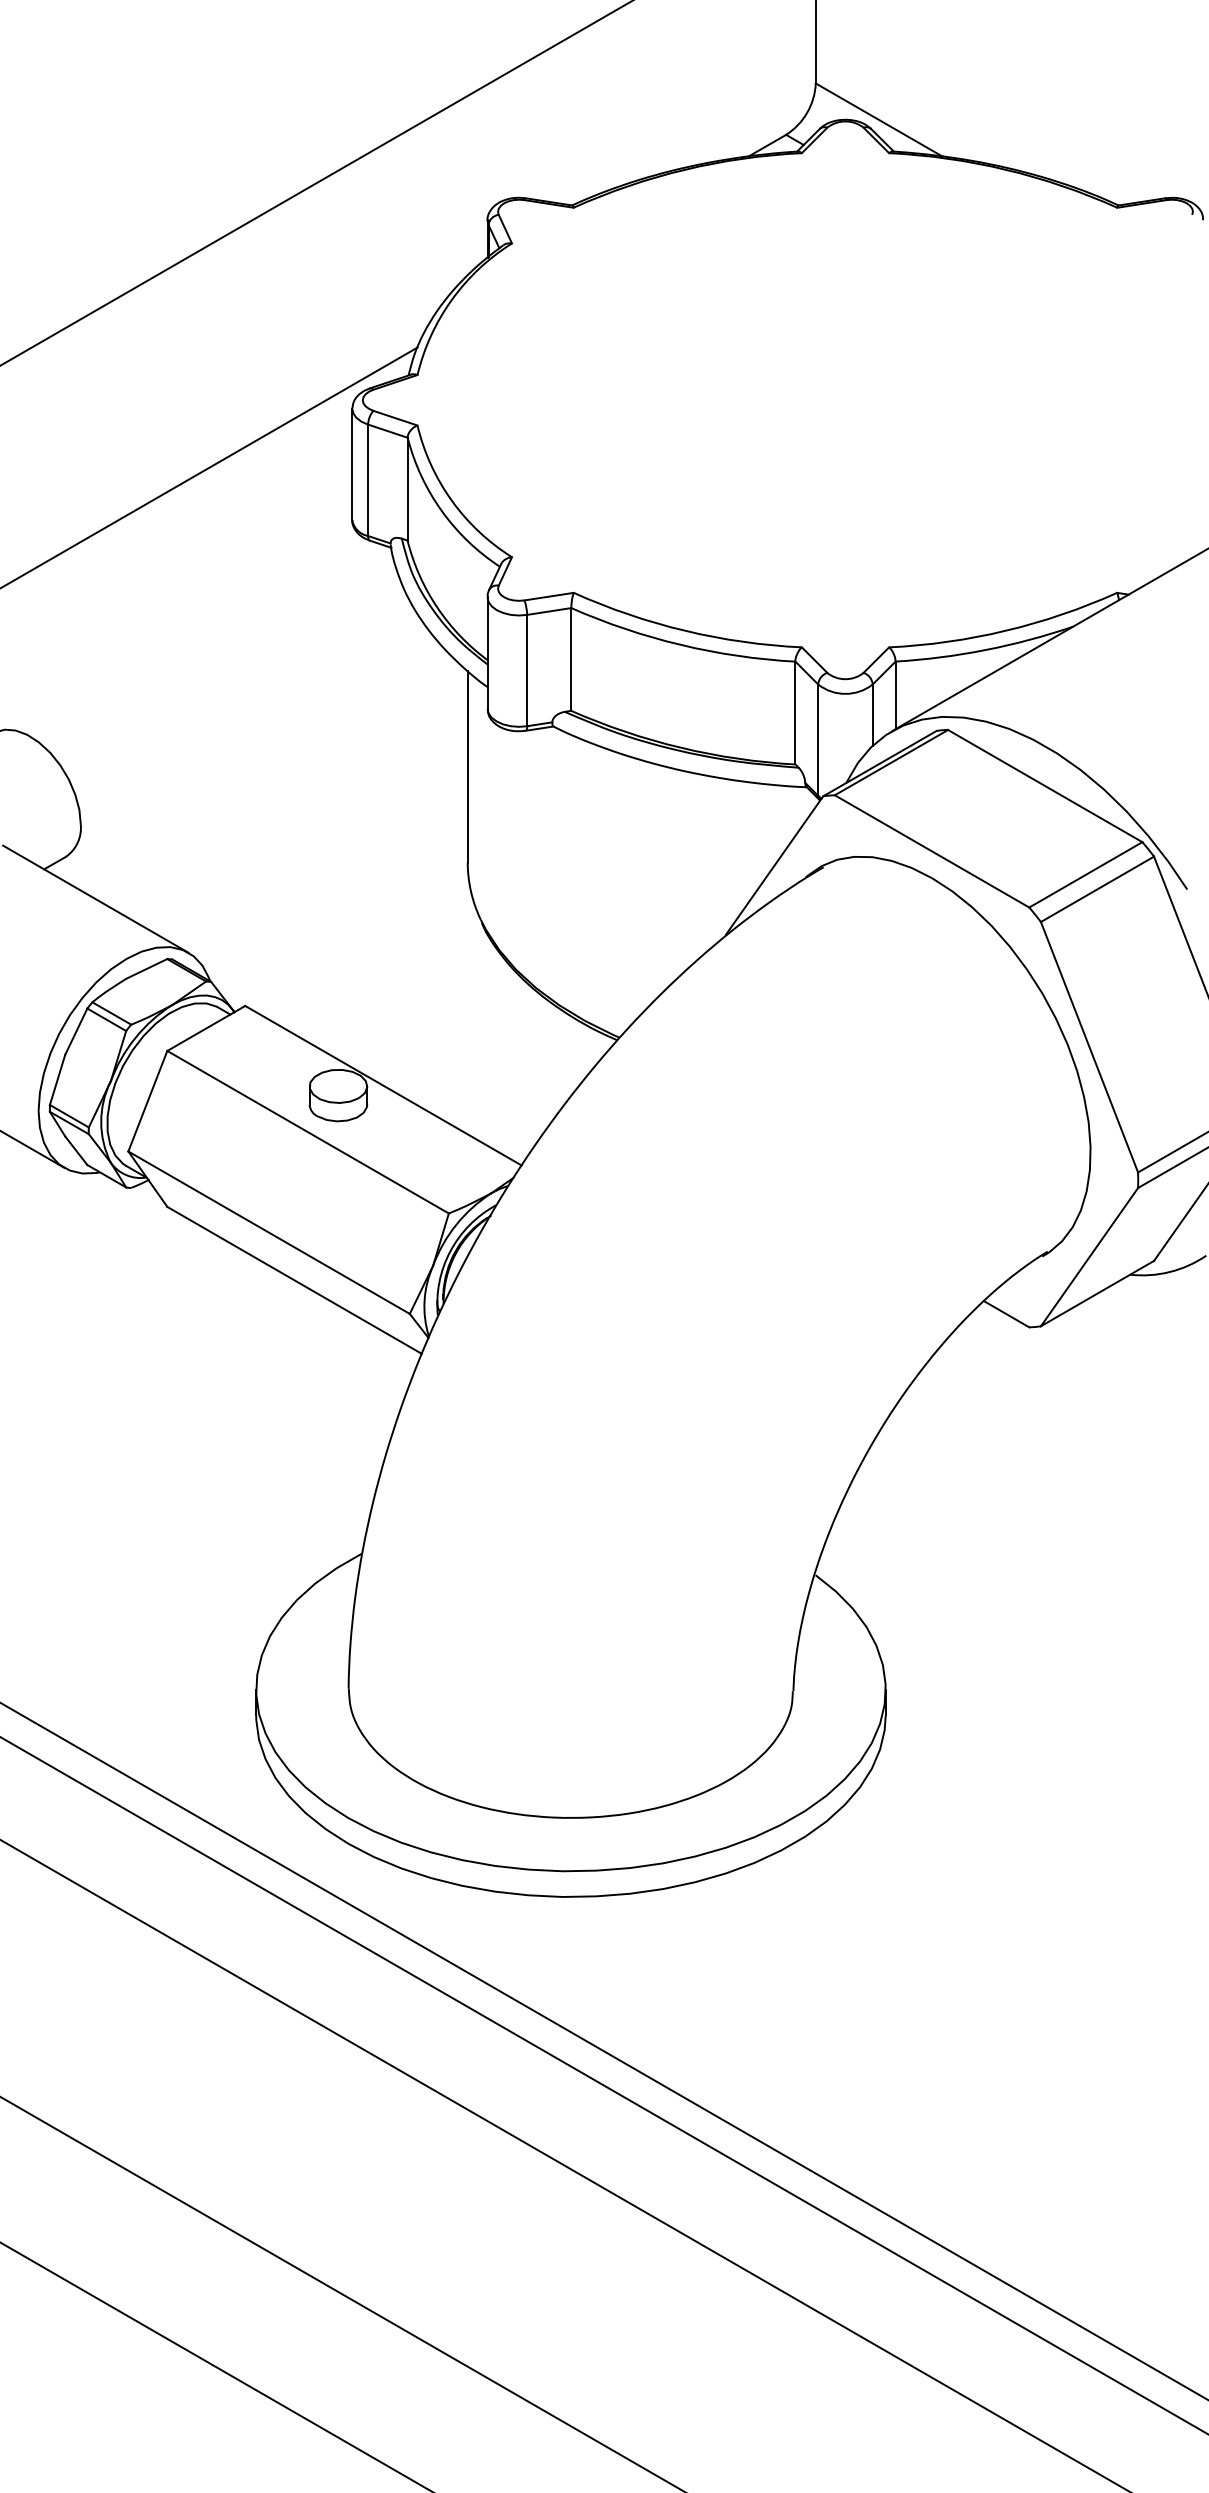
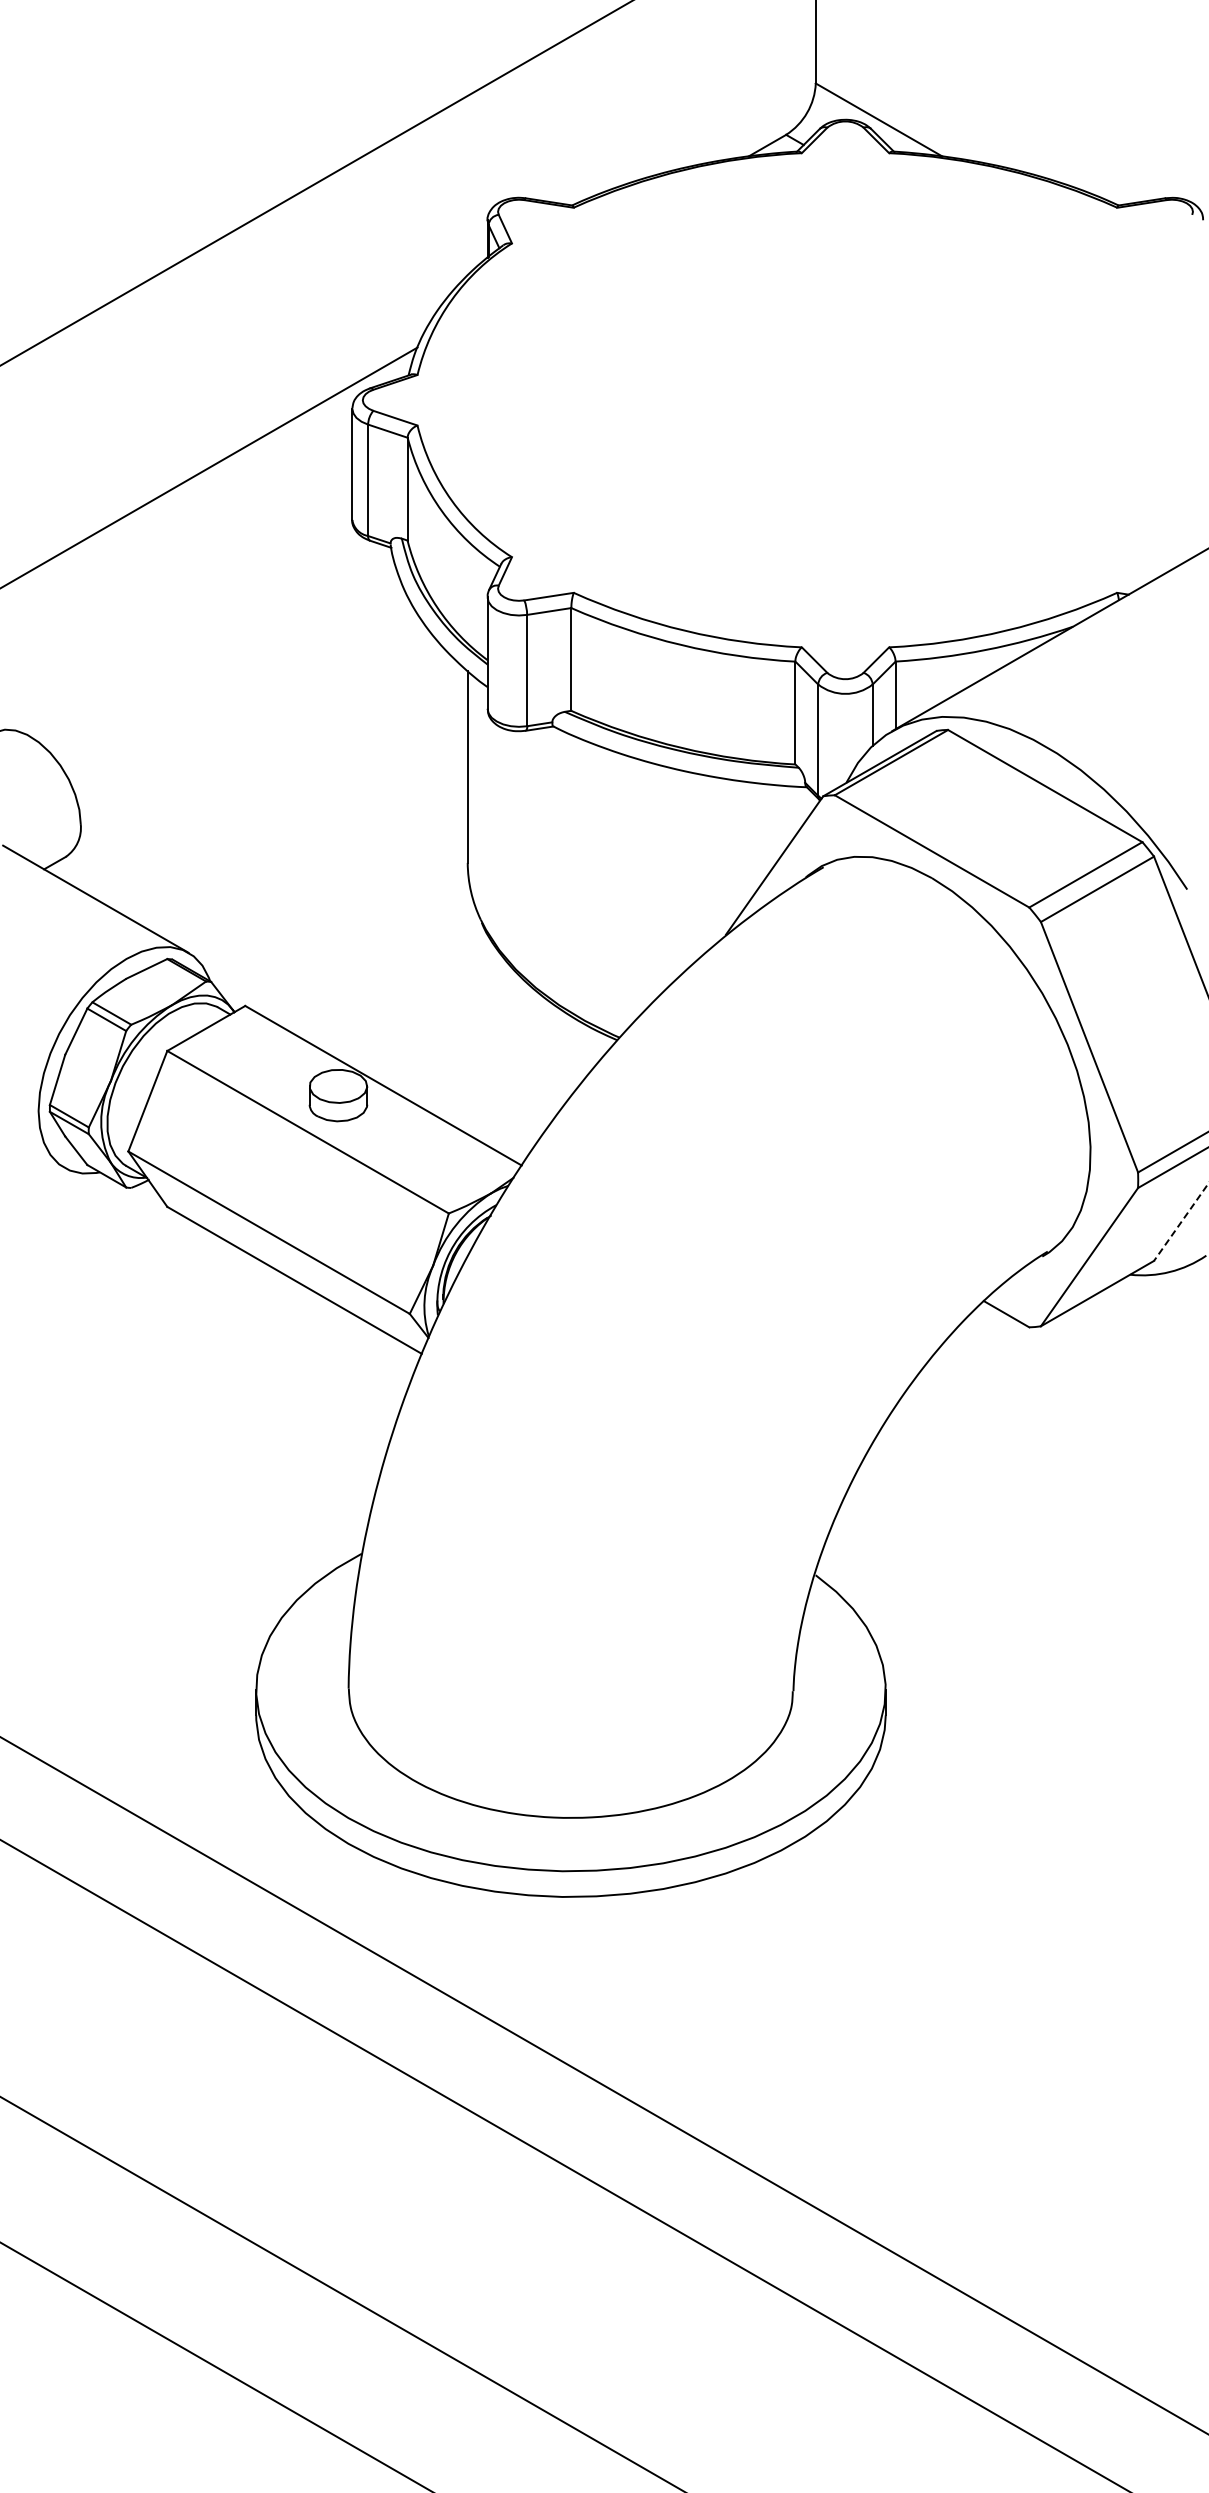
line: present -> none (33, 1149)
line: solid -> dashed (1181, 1221)
line: present -> none (603, 2051)
